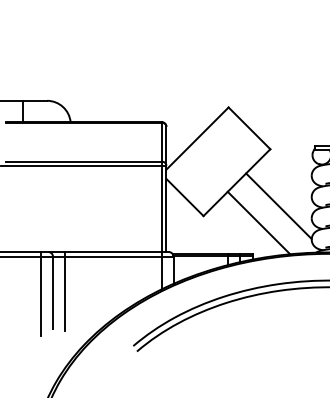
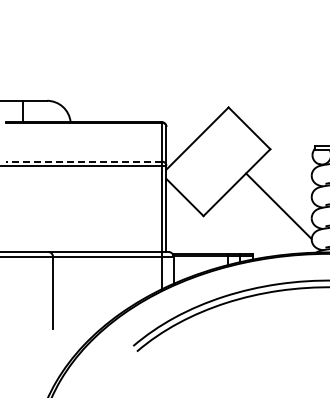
line: solid -> dashed (83, 161)
line: present -> none (258, 222)
line: present -> none (64, 291)
line: present -> none (41, 294)
